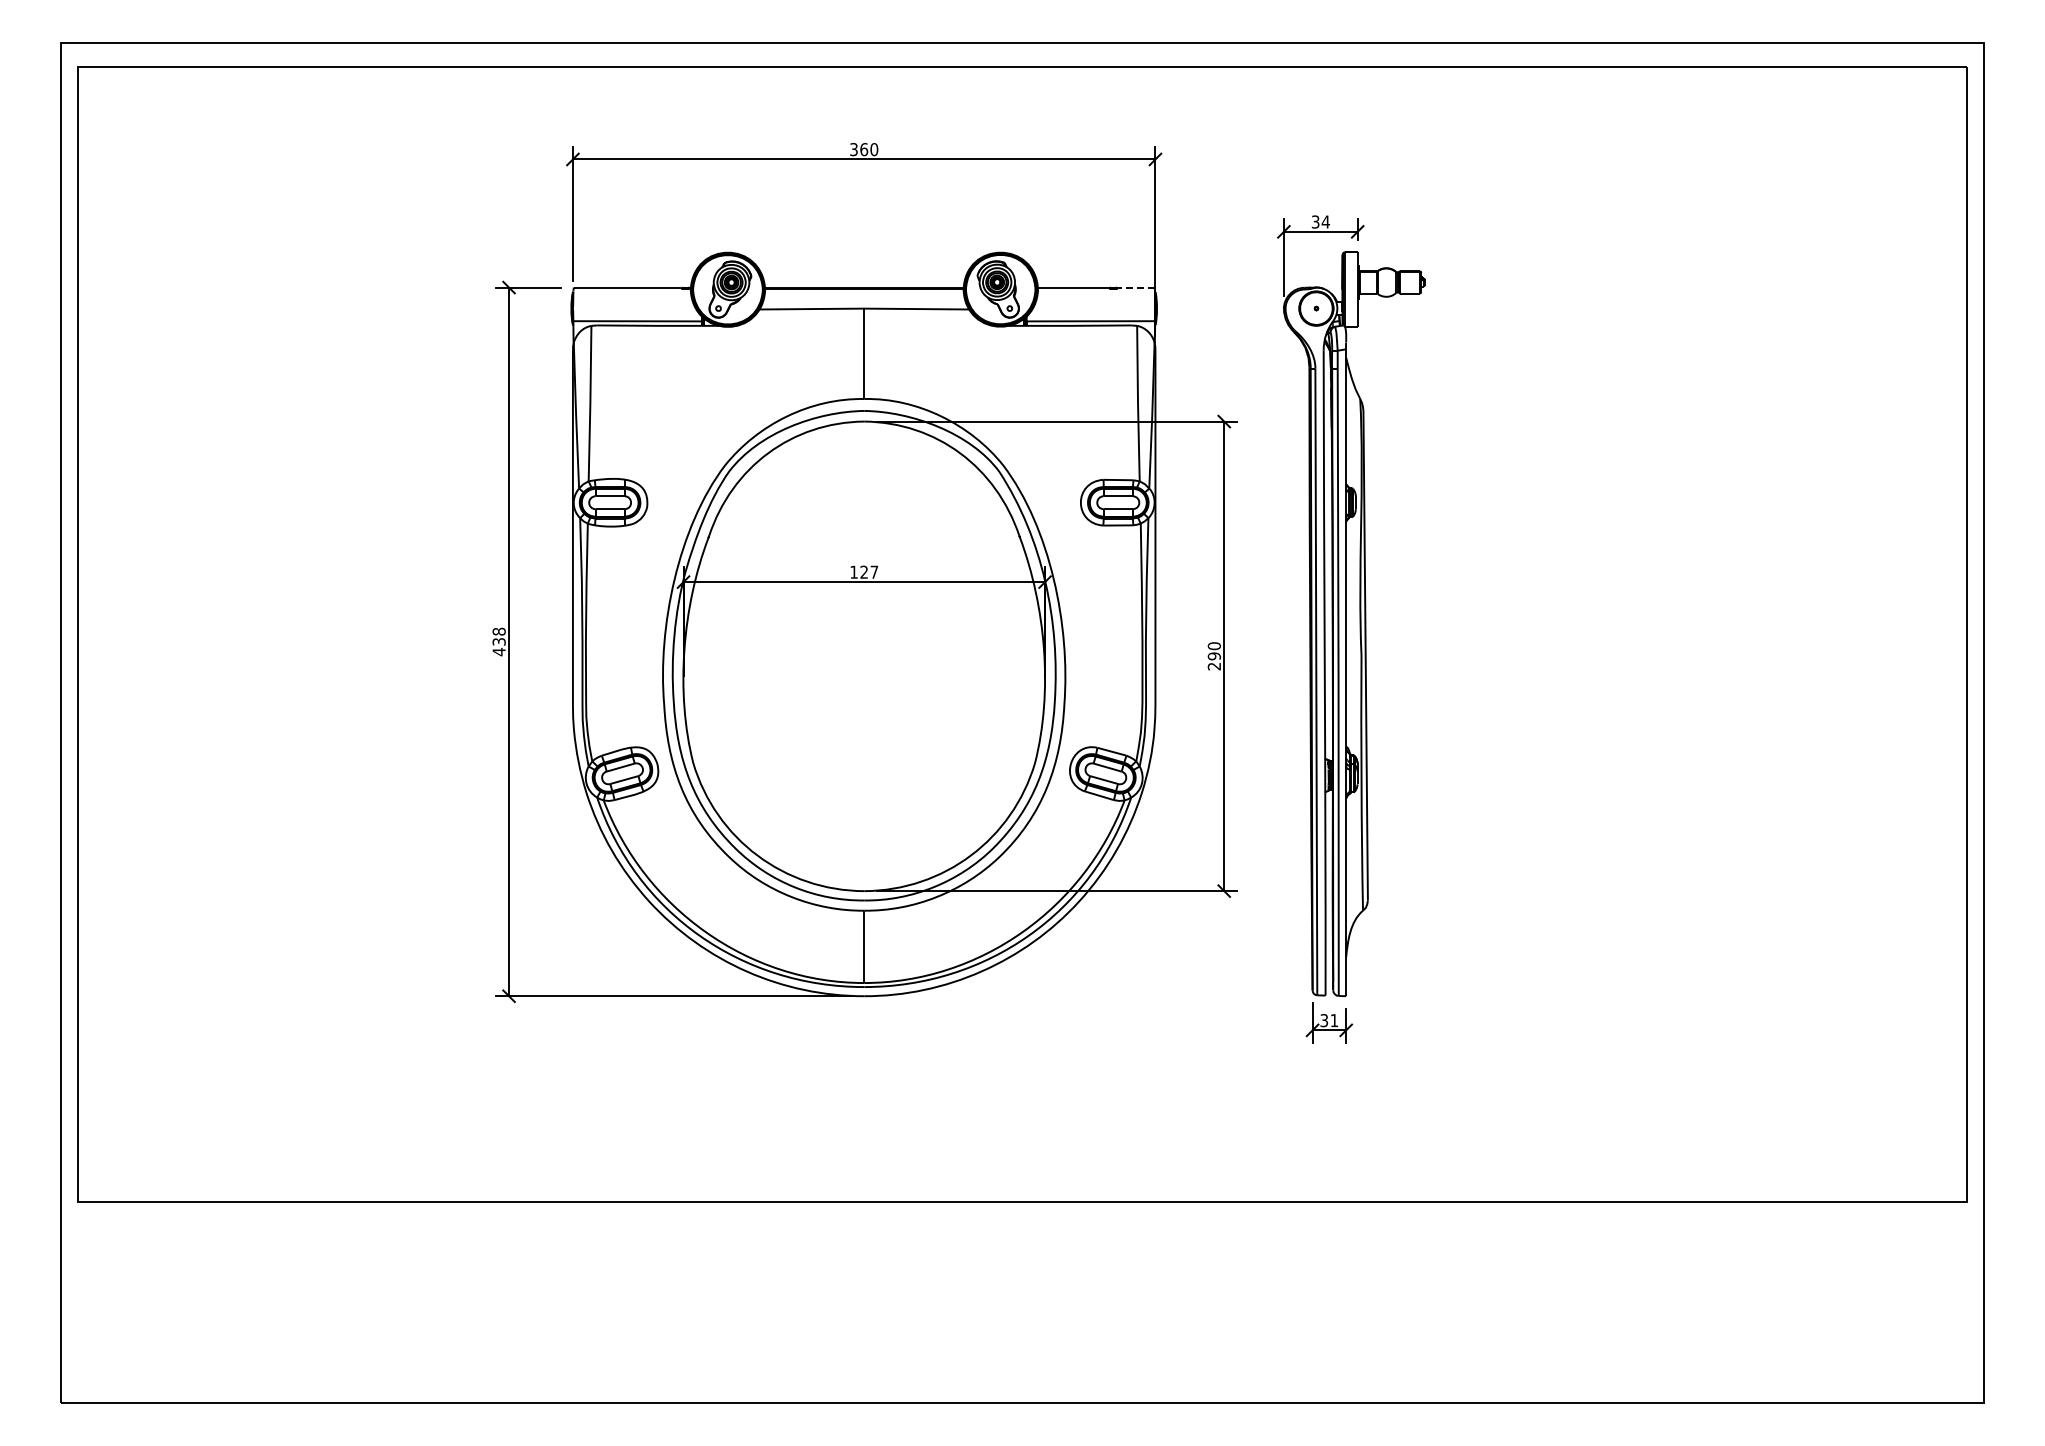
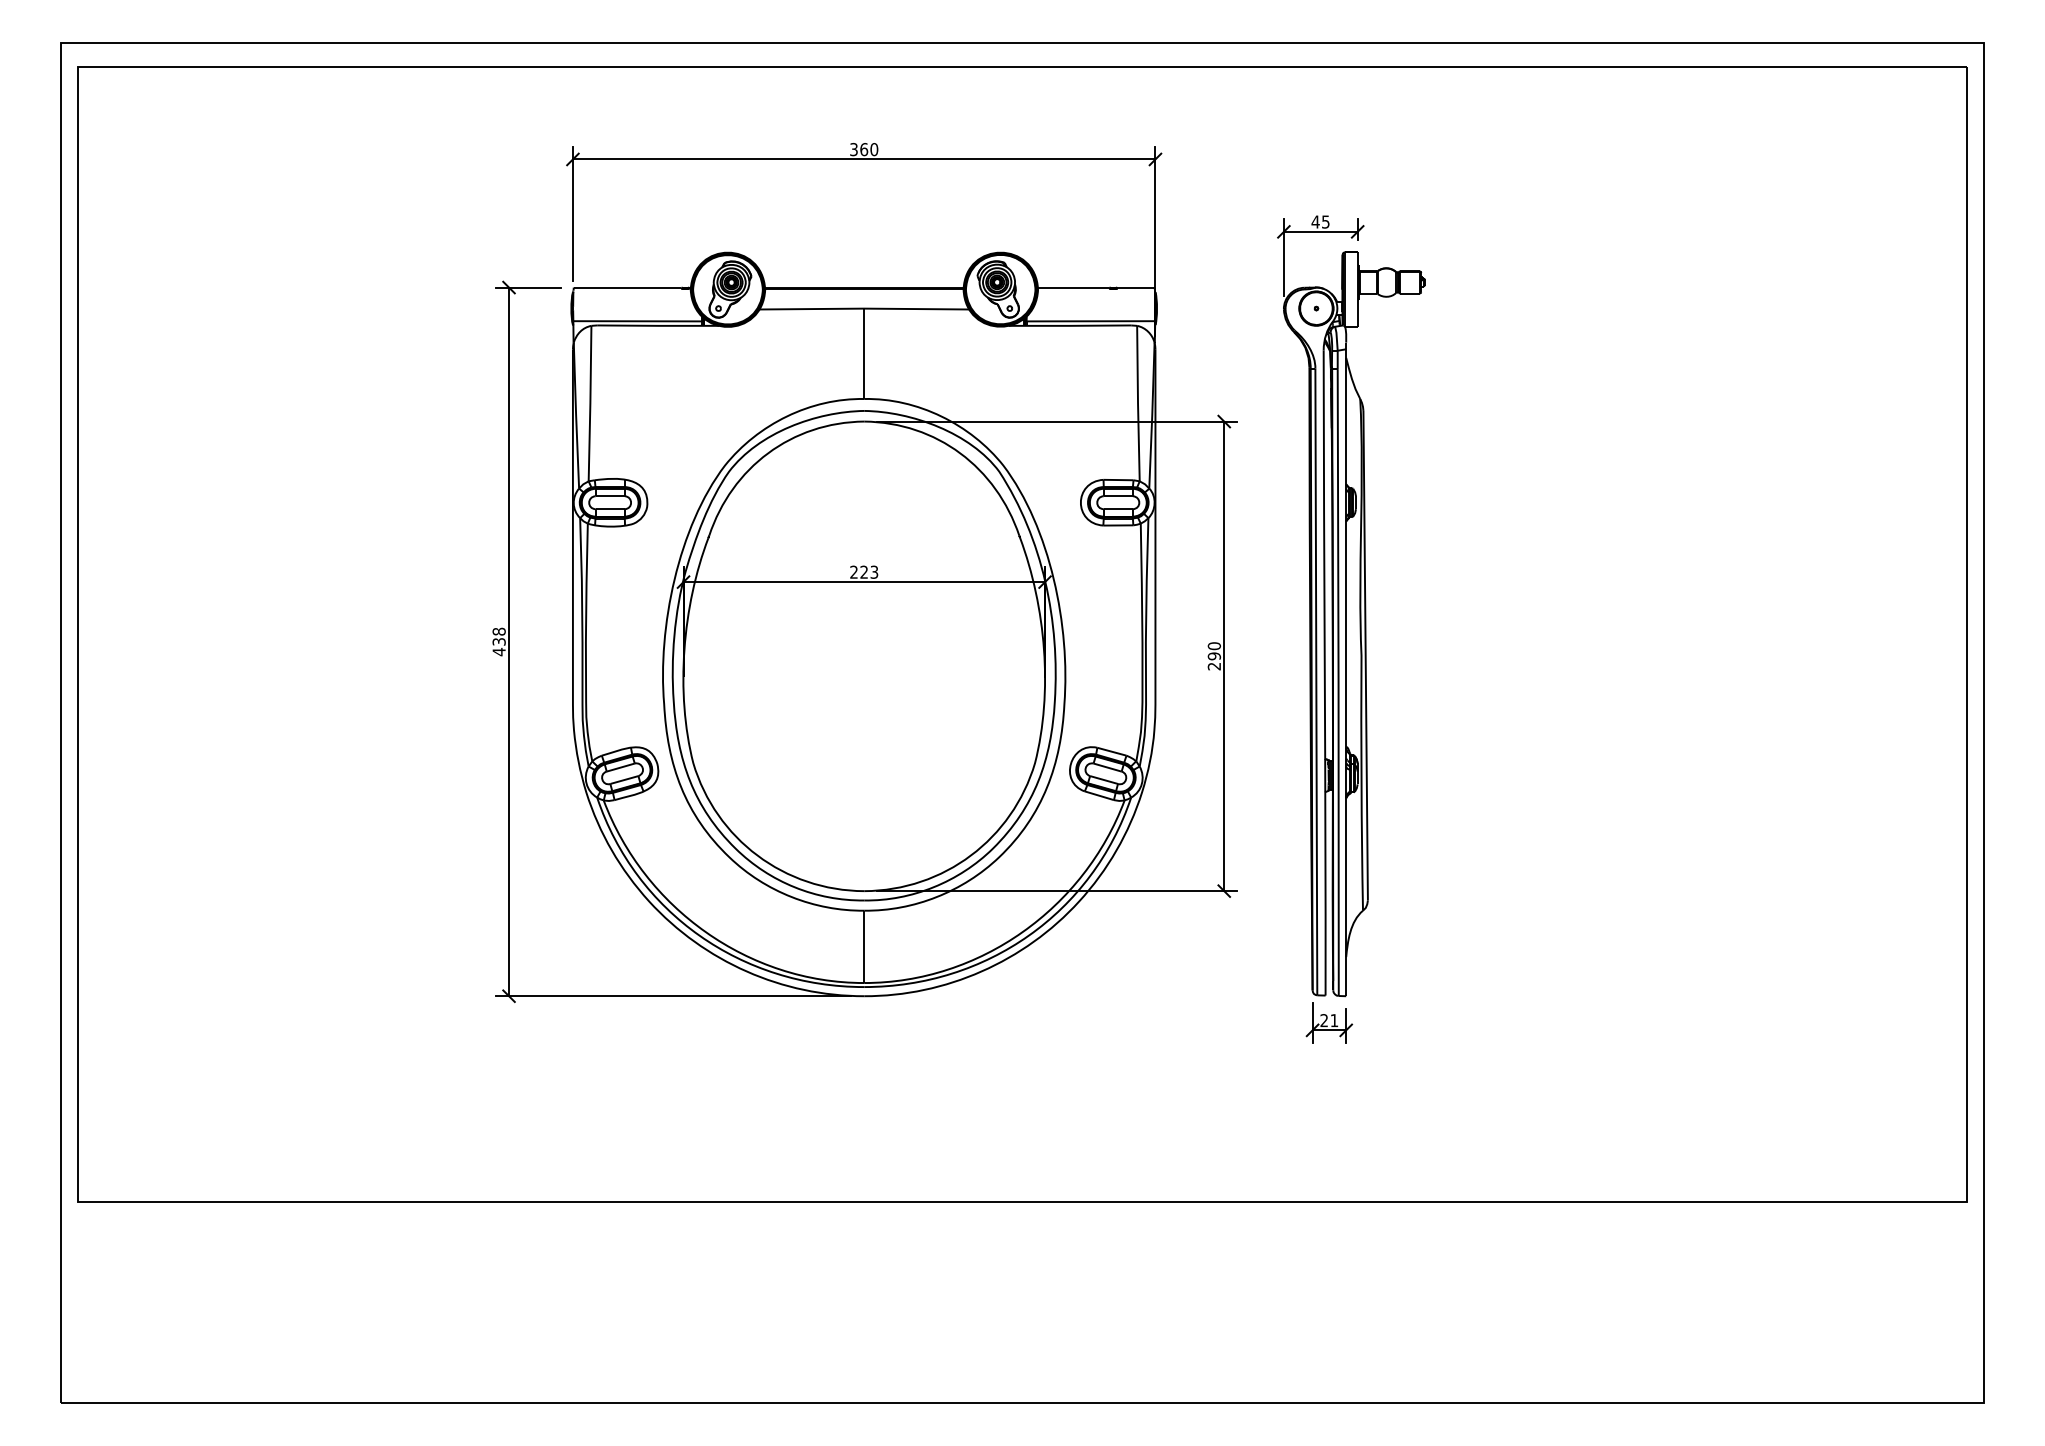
text: 34 -> 45 (1320, 221)
line: dashed -> solid (1135, 287)
text: 127 -> 223 (864, 571)
text: 31 -> 21 (1324, 1020)
